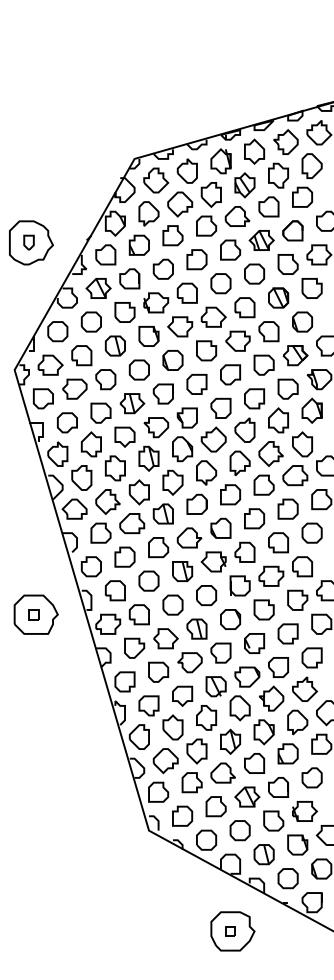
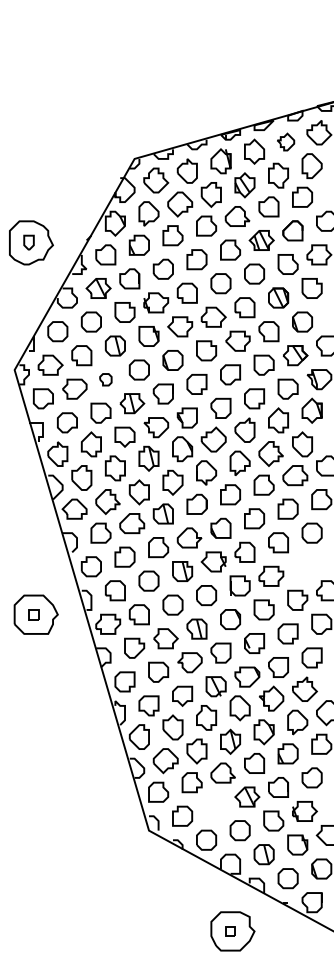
part size: 26x26 px -> 19x20 px (286, 141)
part size: 22x22 px -> 14x14 px (105, 379)
part: present -> none (302, 566)
part: present -> none (215, 806)
